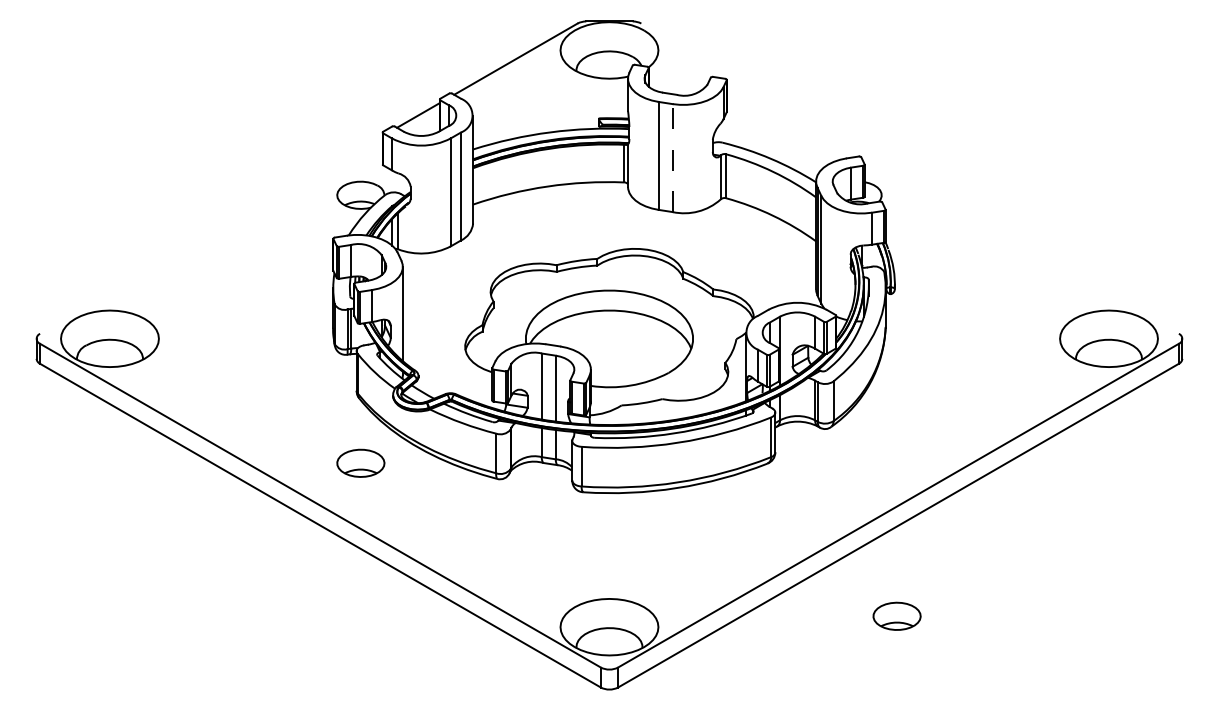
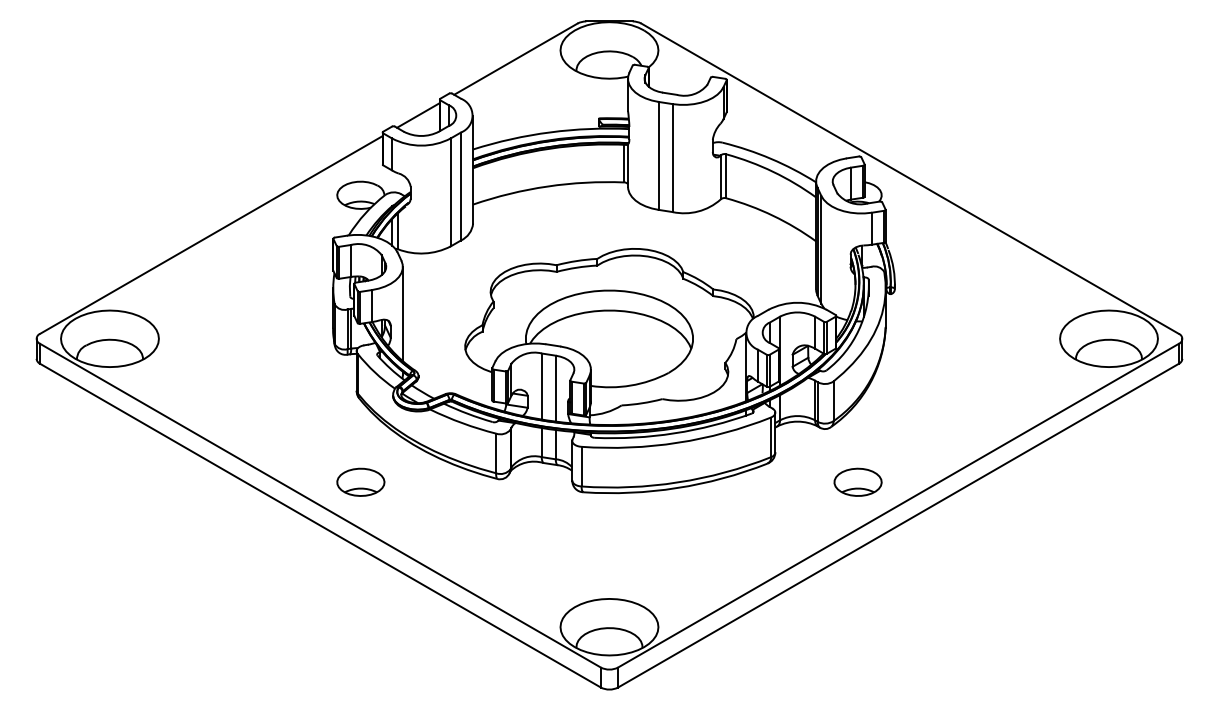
line: dashed -> solid (672, 158)
line: none -> present (909, 178)
line: none -> present (211, 234)
part position: (360, 462) -> (360, 481) (360, 481)
part position: (896, 615) -> (857, 481) (857, 481)
